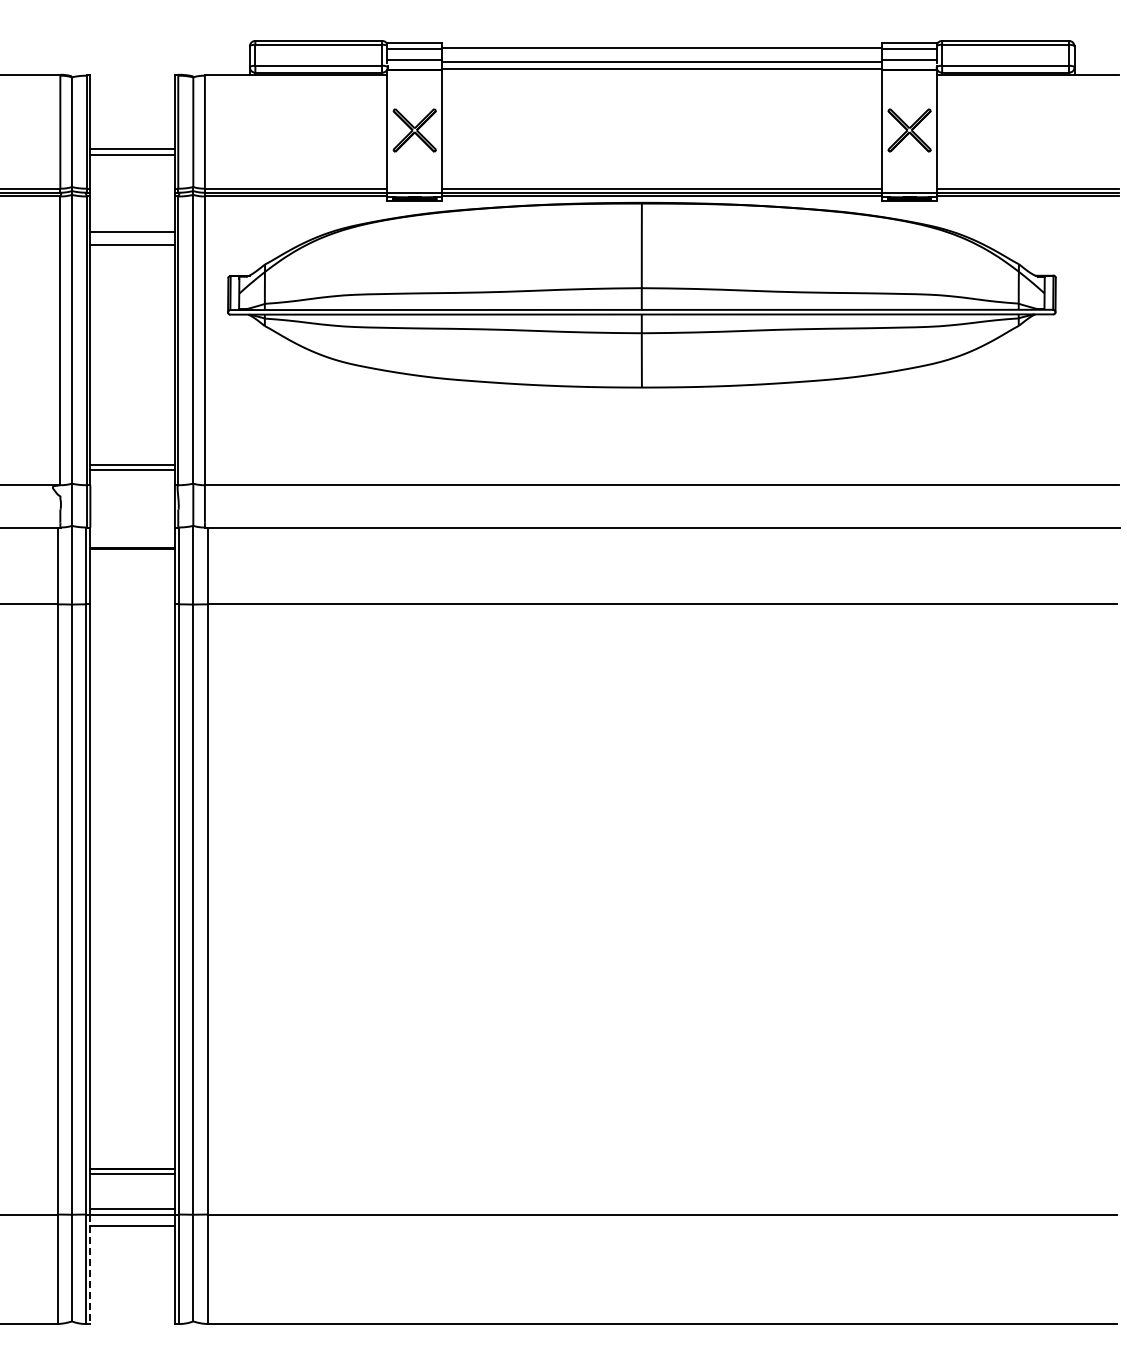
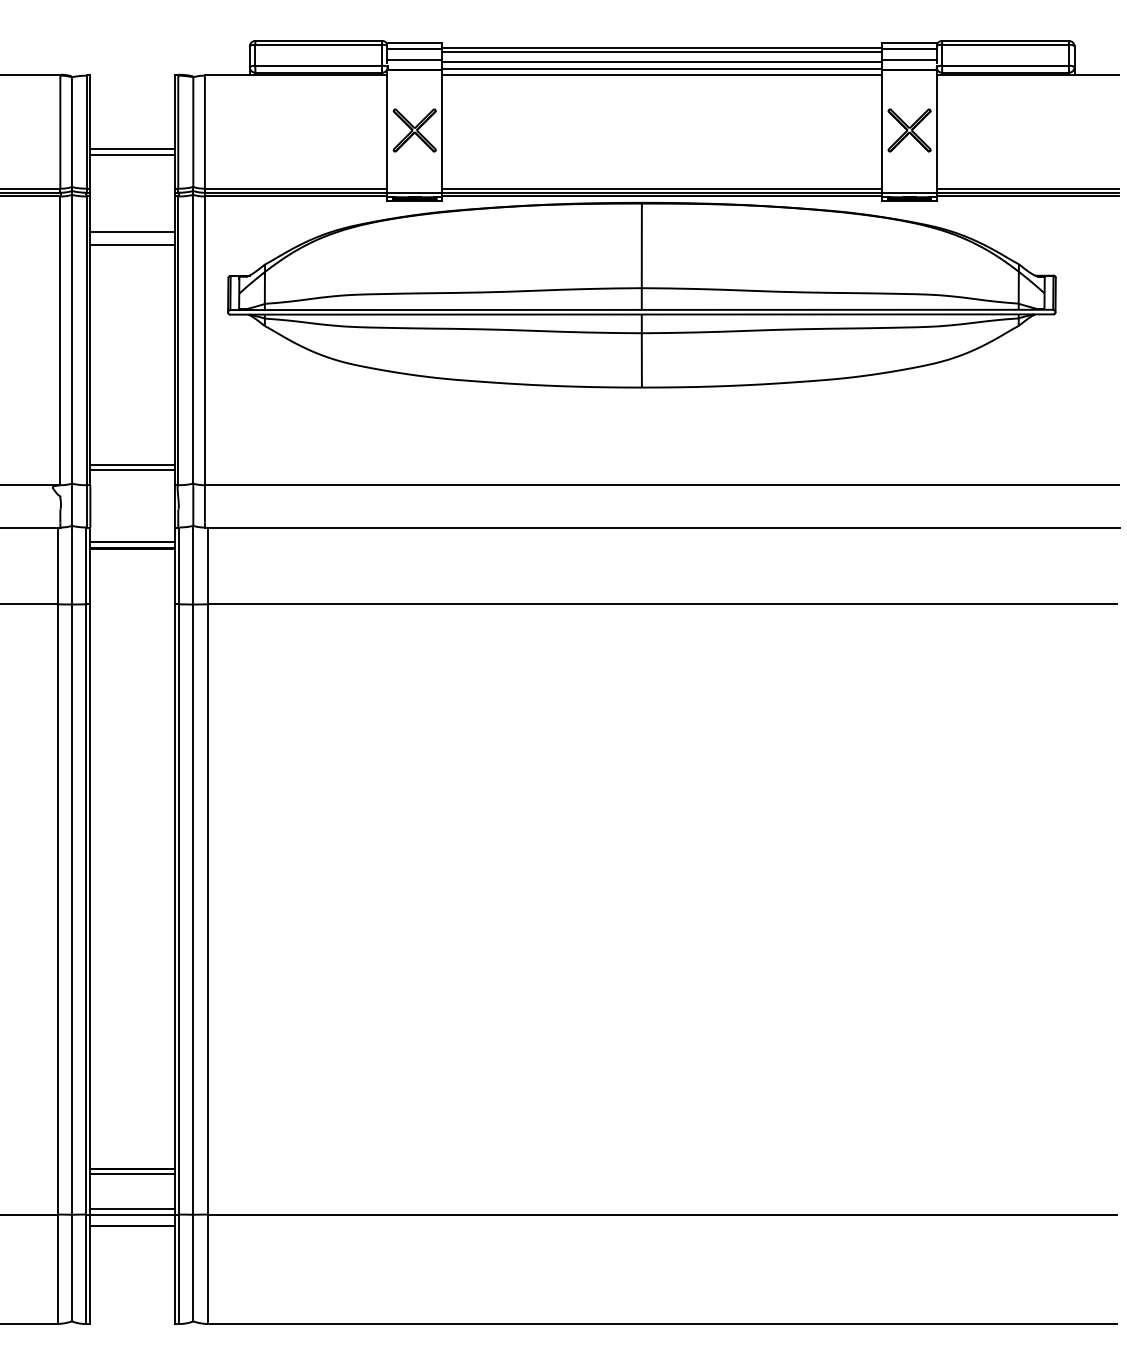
line: none -> present (661, 51)
line: none -> present (661, 74)
line: none -> present (132, 541)
line: dashed -> solid (90, 1269)
